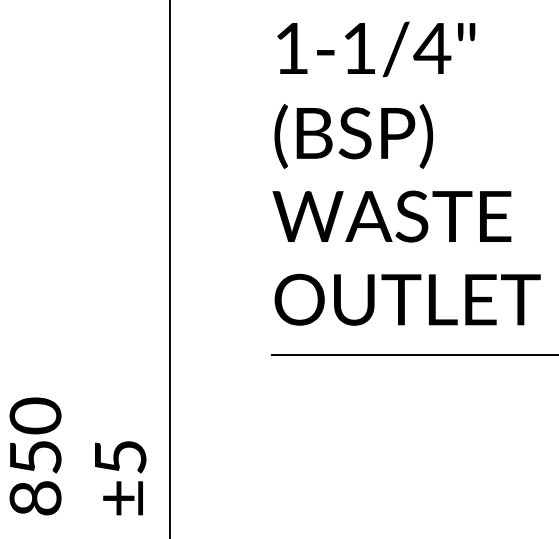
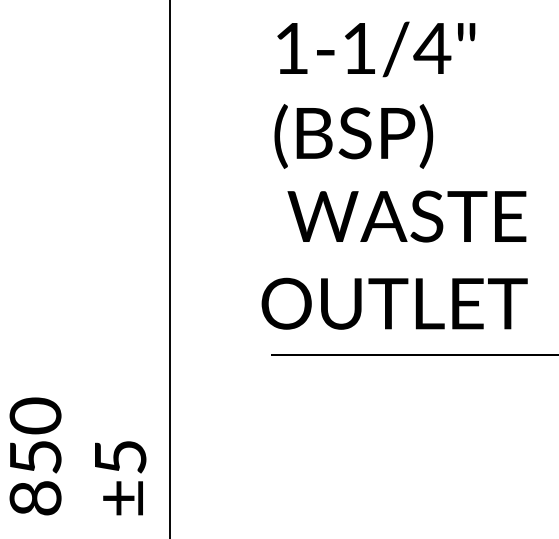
text position: (391, 216) -> (406, 216) (406, 216)
text position: (407, 299) -> (394, 303) (394, 303)
